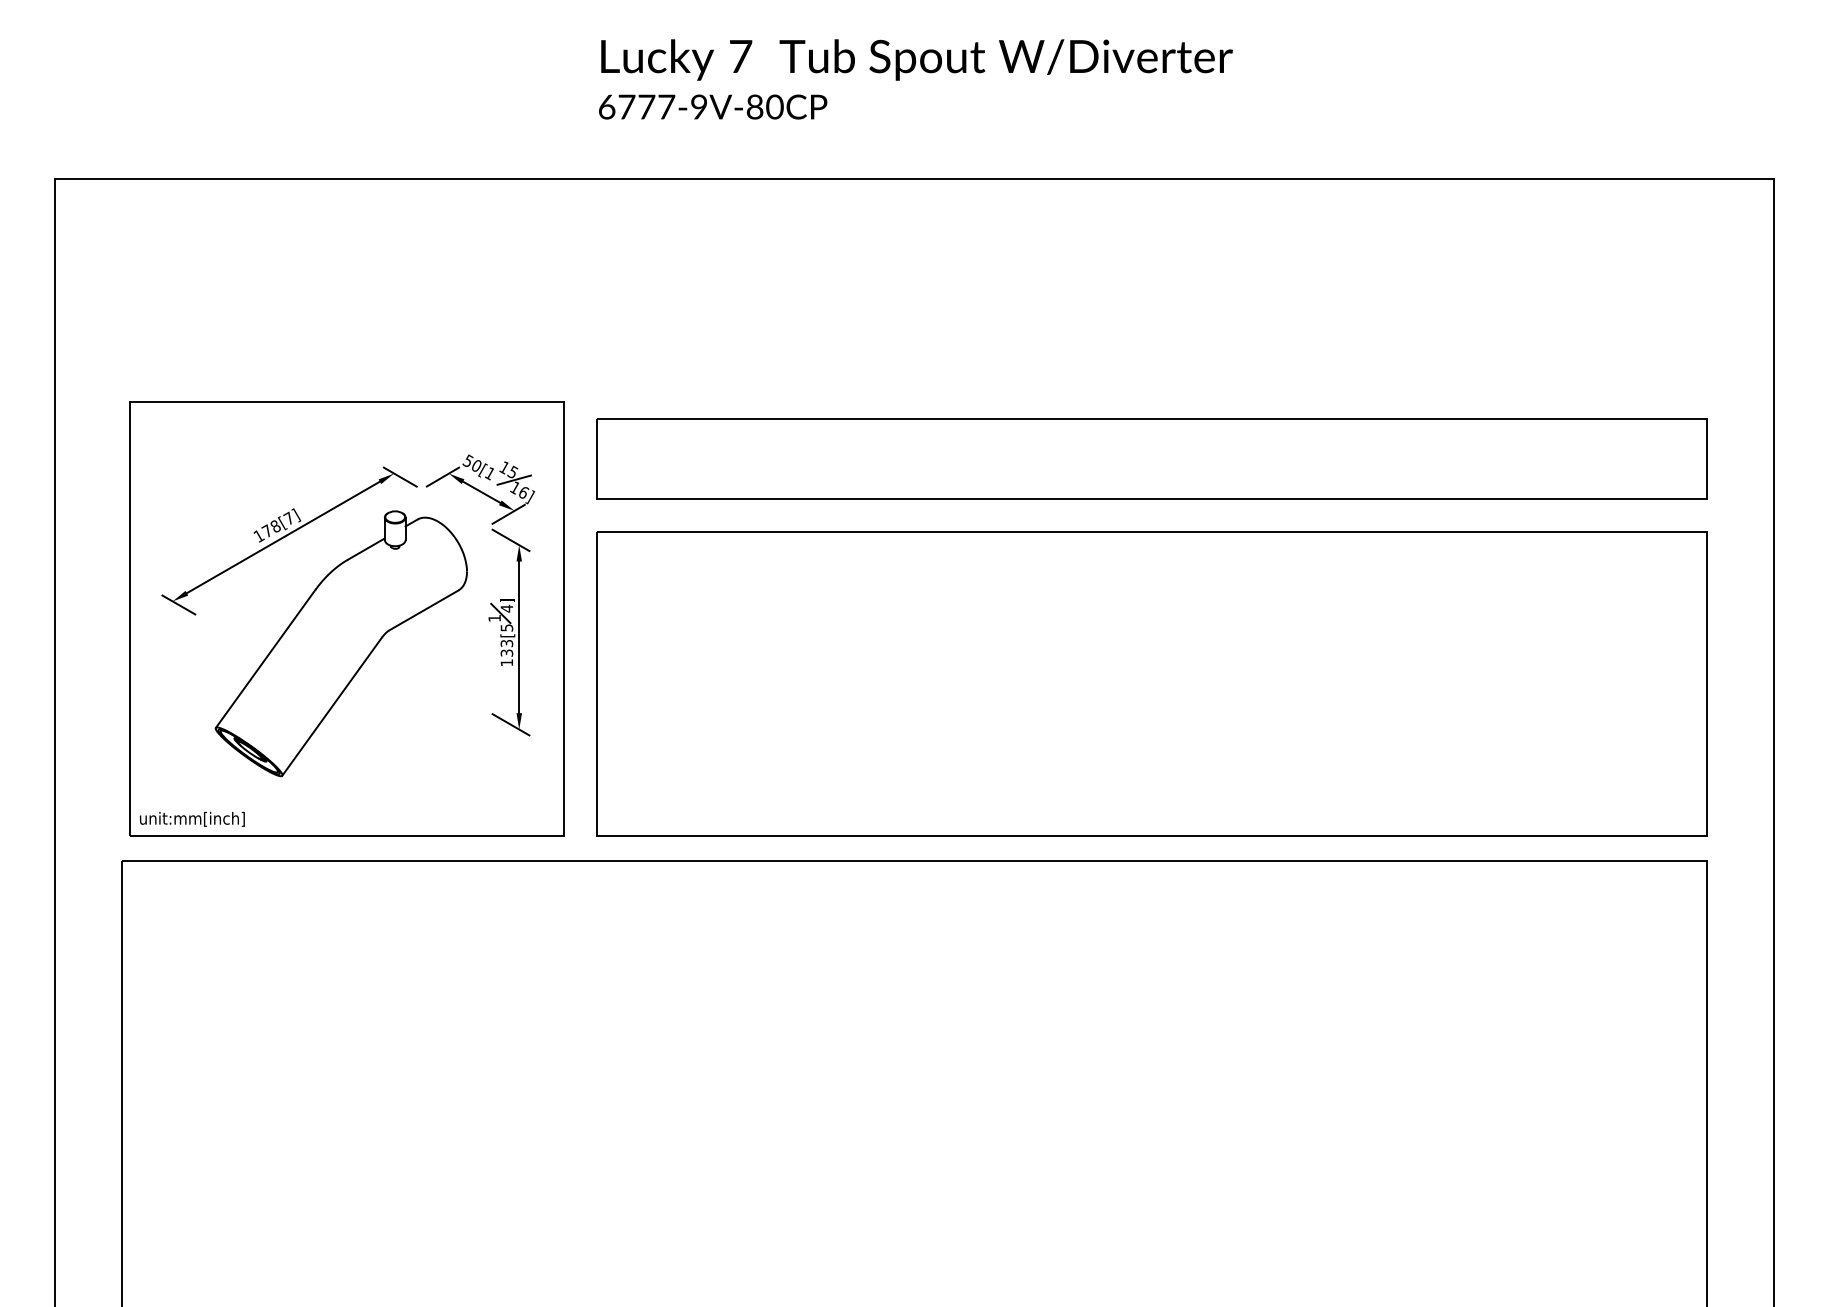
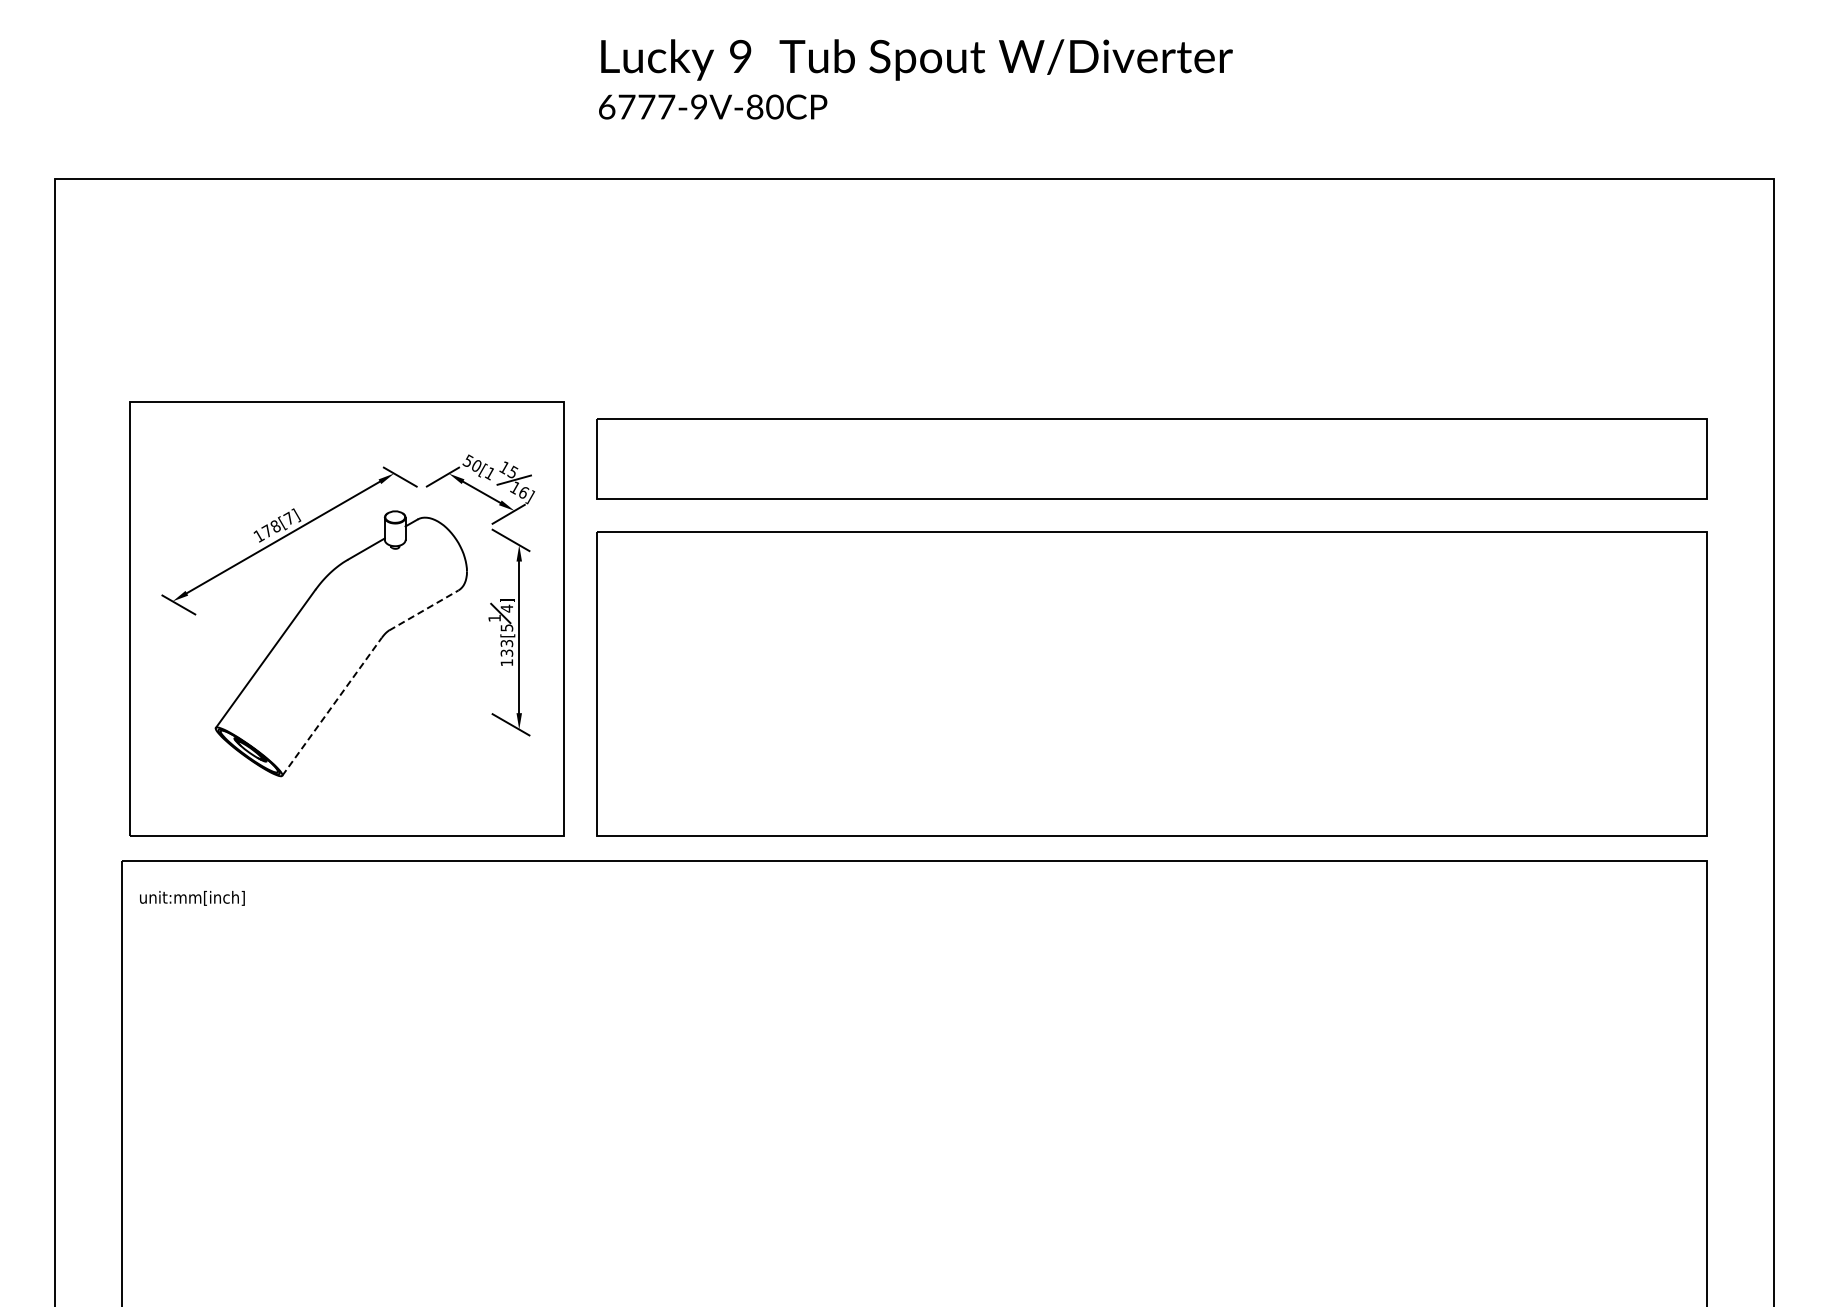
text: 7 -> 9 (741, 55)
line: solid -> dashed (424, 610)
line: solid -> dashed (332, 706)
text position: (192, 819) -> (192, 898) (192, 898)
